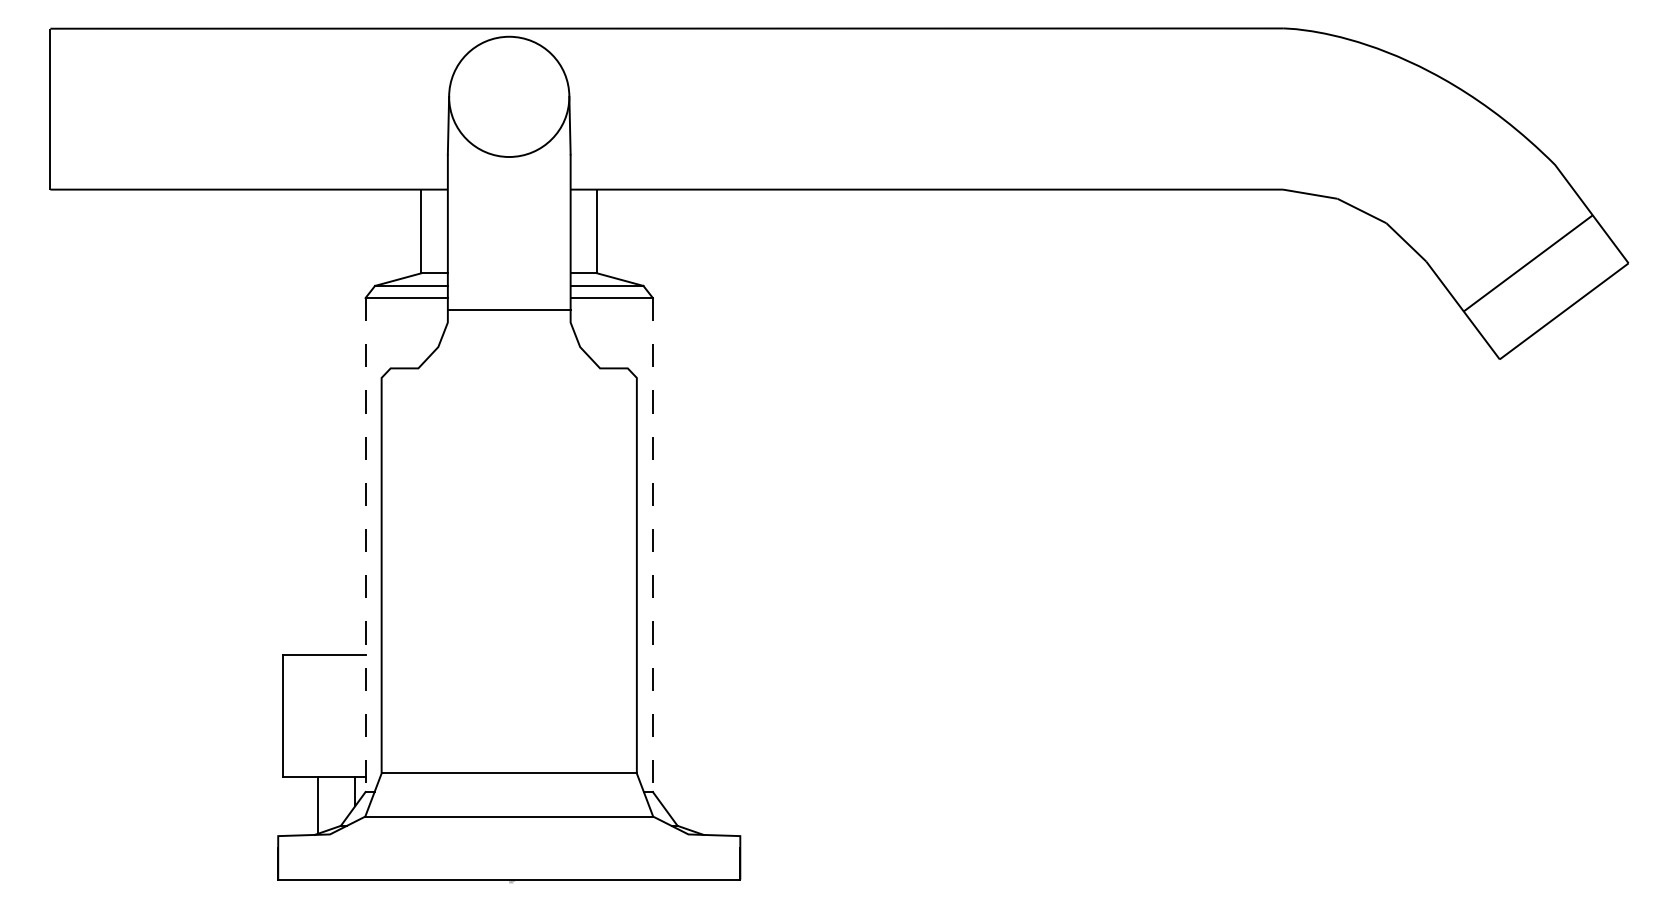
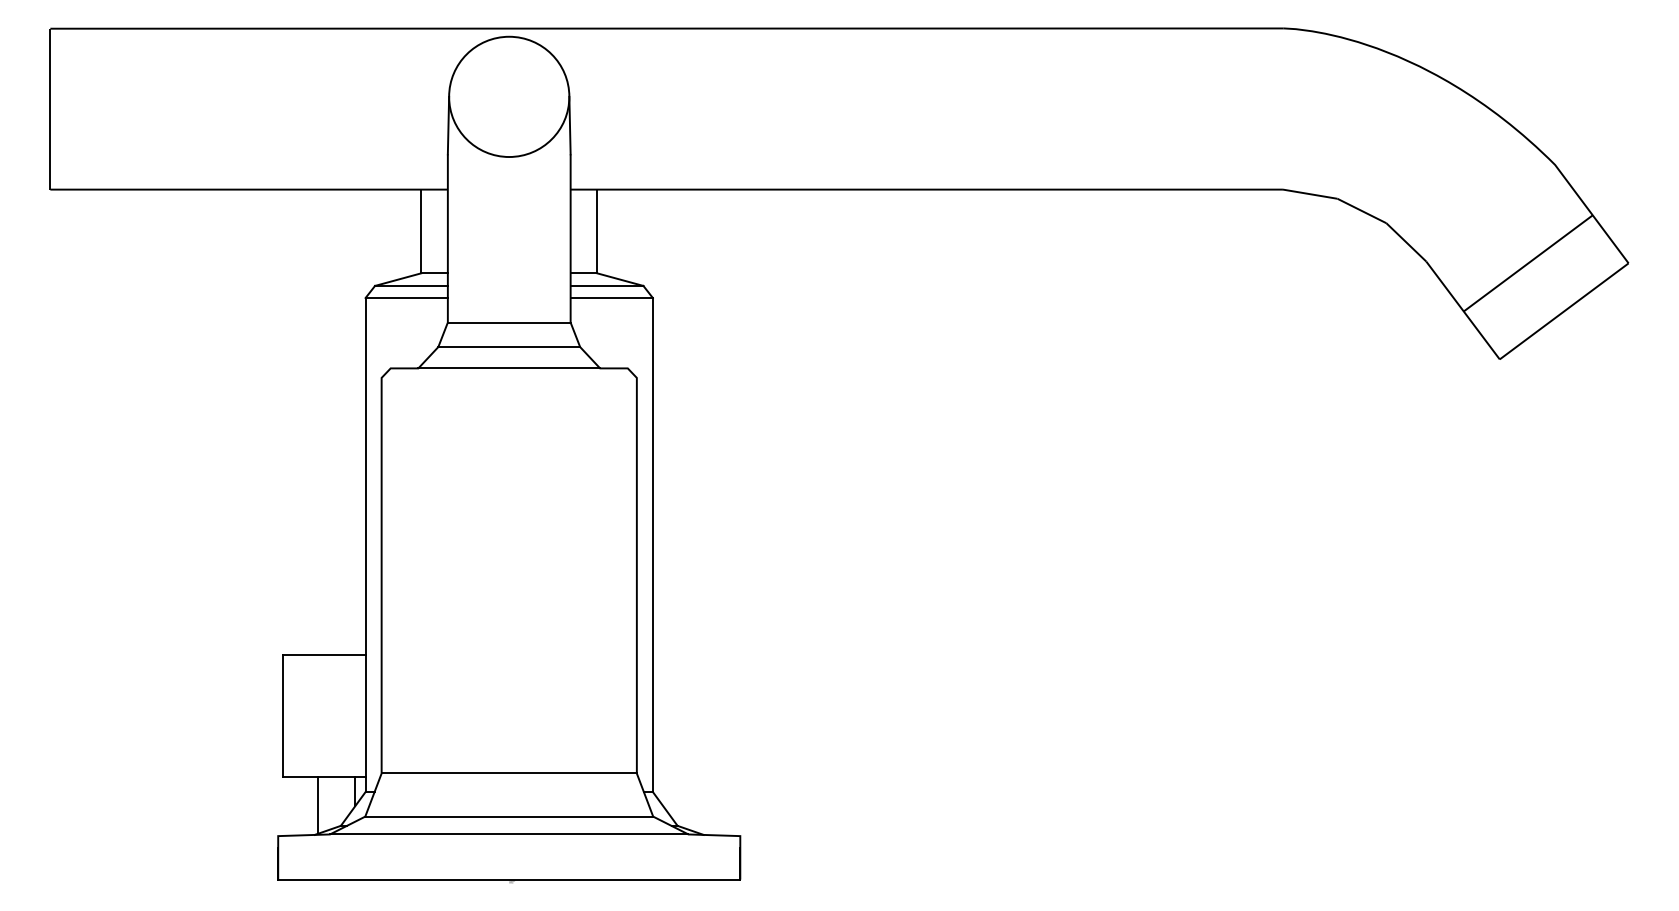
line position: (508, 309) -> (508, 322) (508, 322)
line: none -> present (509, 347)
line: none -> present (509, 368)
line: dashed -> solid (365, 545)
line: dashed -> solid (652, 545)
line: none -> present (509, 834)
